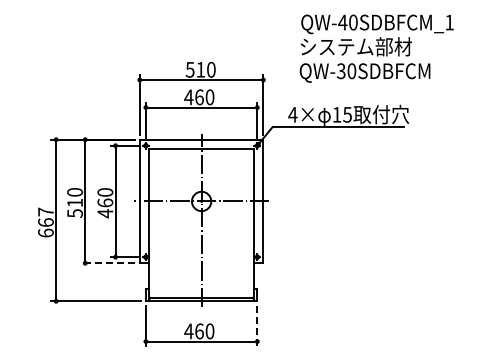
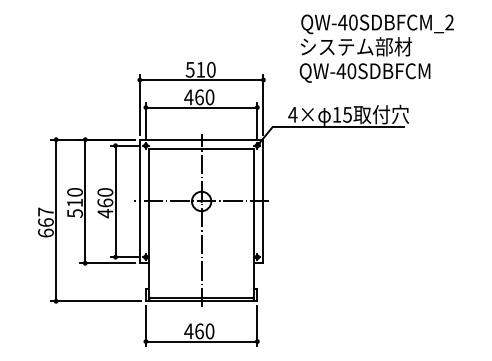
text: QW-40SDBFCM_1 -> QW-40SDBFCM_2 (449, 22)
text: QW-30SDBFCM -> QW-40SDBFCM (340, 71)
line: dashed -> solid (107, 263)
line: dashed -> solid (257, 326)
